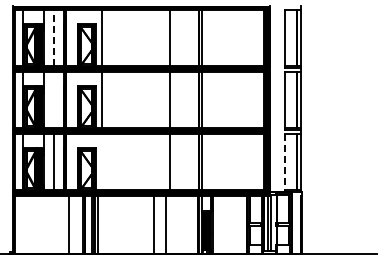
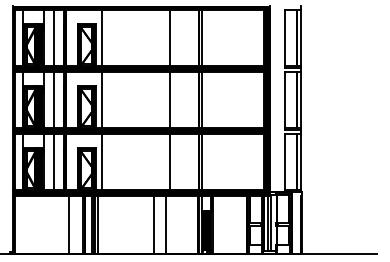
line: dashed -> solid (53, 38)
line: none -> present (53, 99)
line: none -> present (101, 161)
line: dashed -> solid (285, 163)
